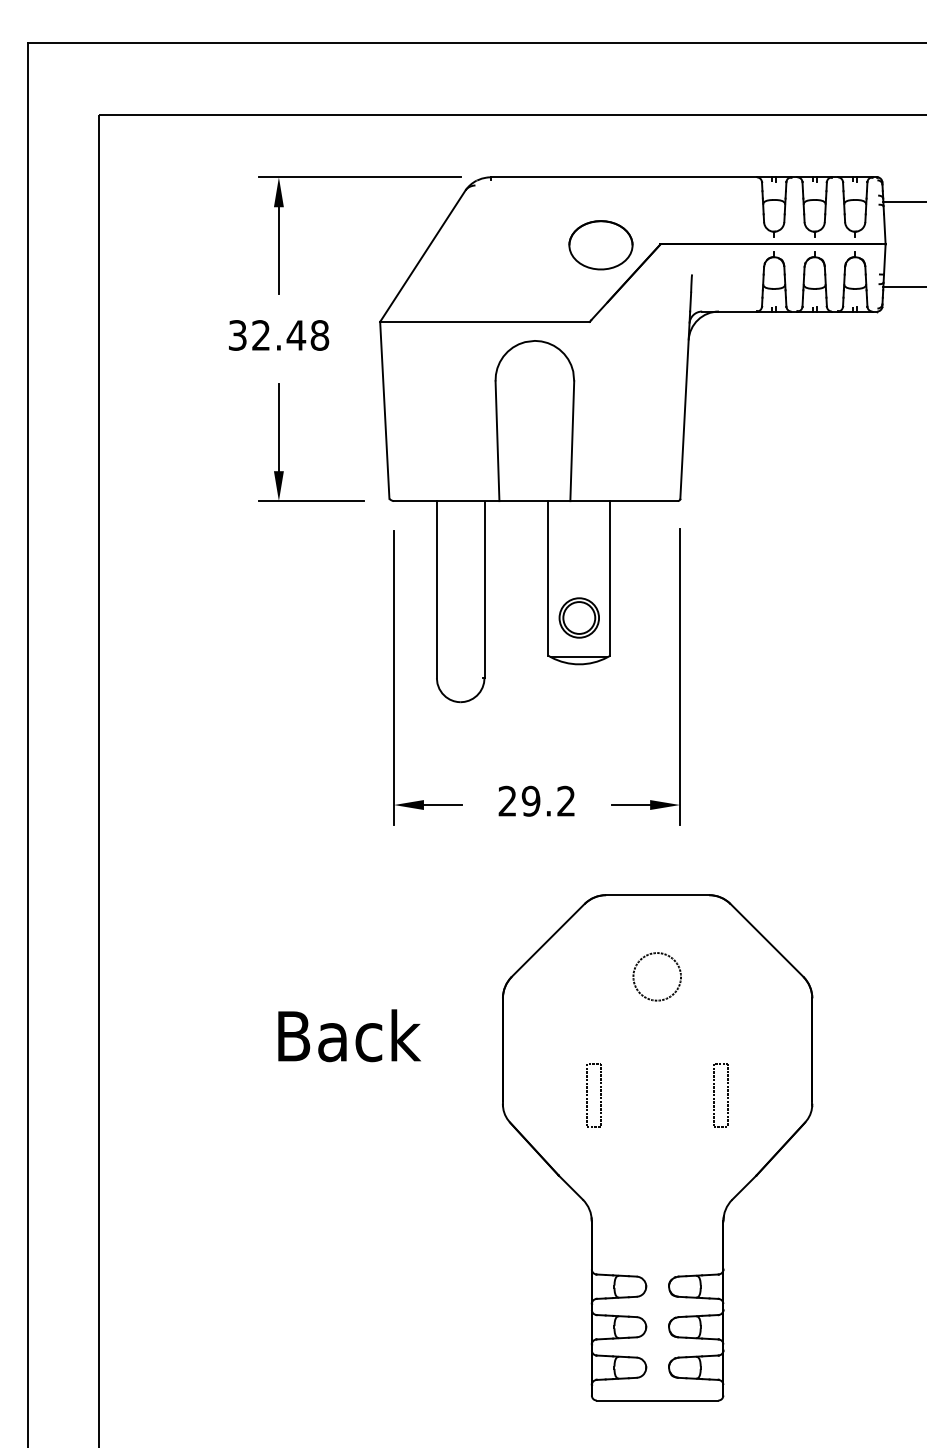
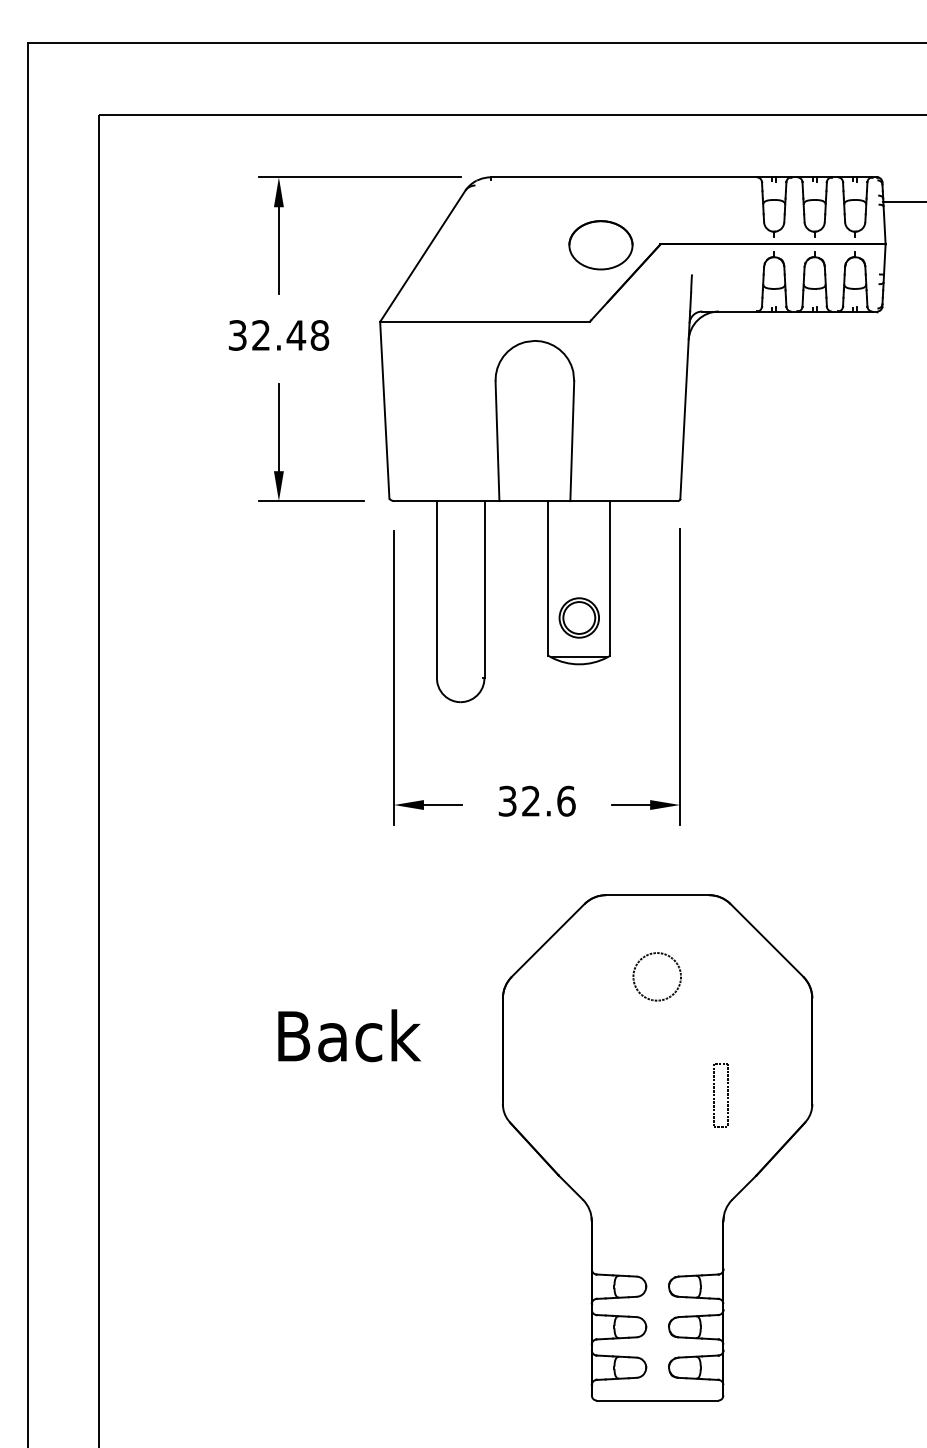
line: present -> none (903, 286)
text: 29.2 -> 32.6 (536, 800)
part: present -> none (593, 1095)
